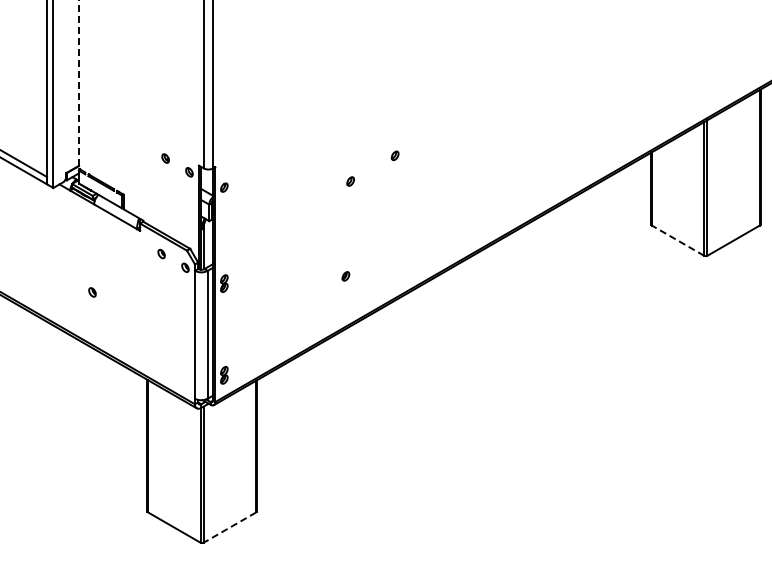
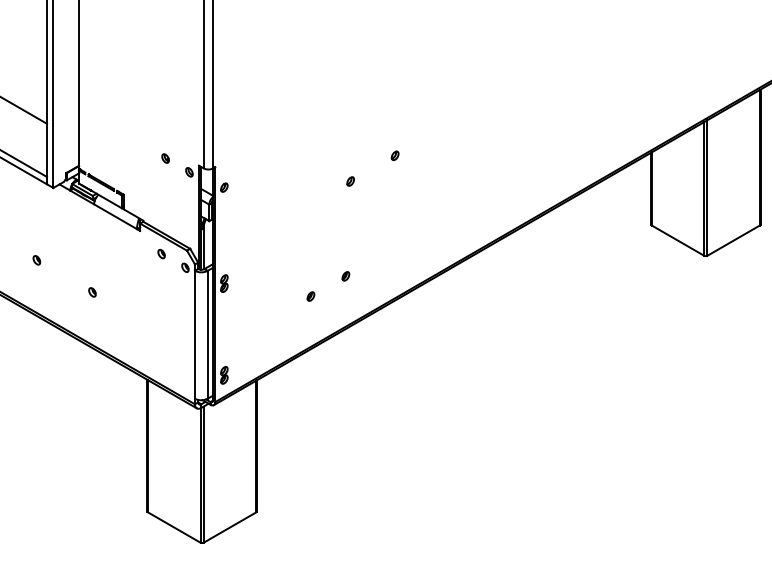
line: dashed -> solid (79, 85)
line: none -> present (24, 110)
line: dashed -> solid (677, 240)
part: none -> present (36, 260)
part: none -> present (310, 296)
line: dashed -> solid (229, 527)
